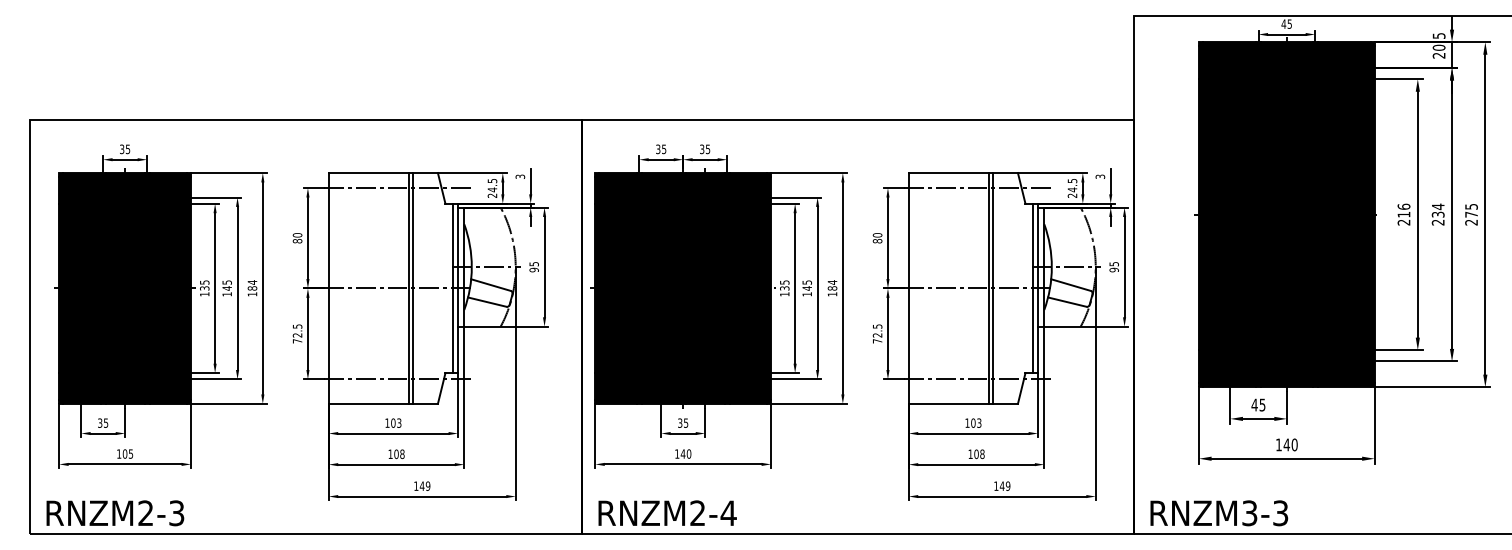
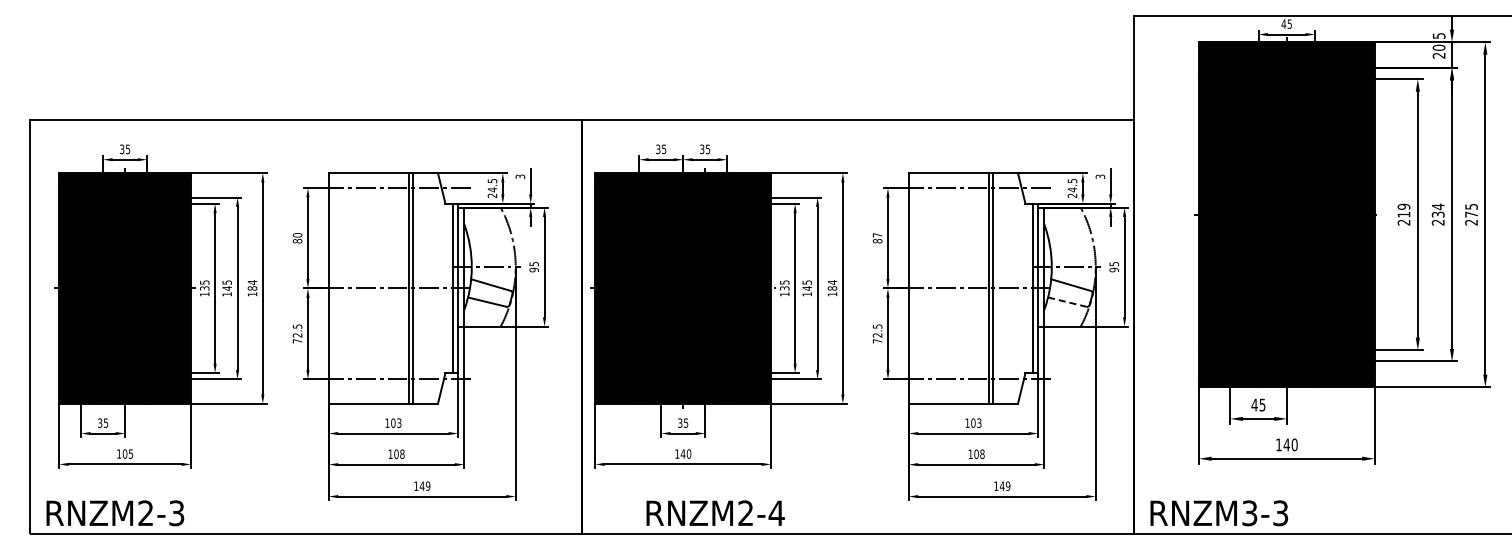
text: 216 -> 219 (1403, 206)
text: 80 -> 87 (877, 235)
line: solid -> dashed (1067, 302)
text position: (667, 512) -> (715, 512) (715, 512)
